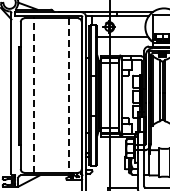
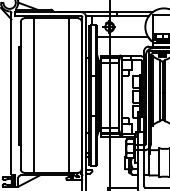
line: dashed -> solid (33, 95)
line: dashed -> solid (68, 96)
